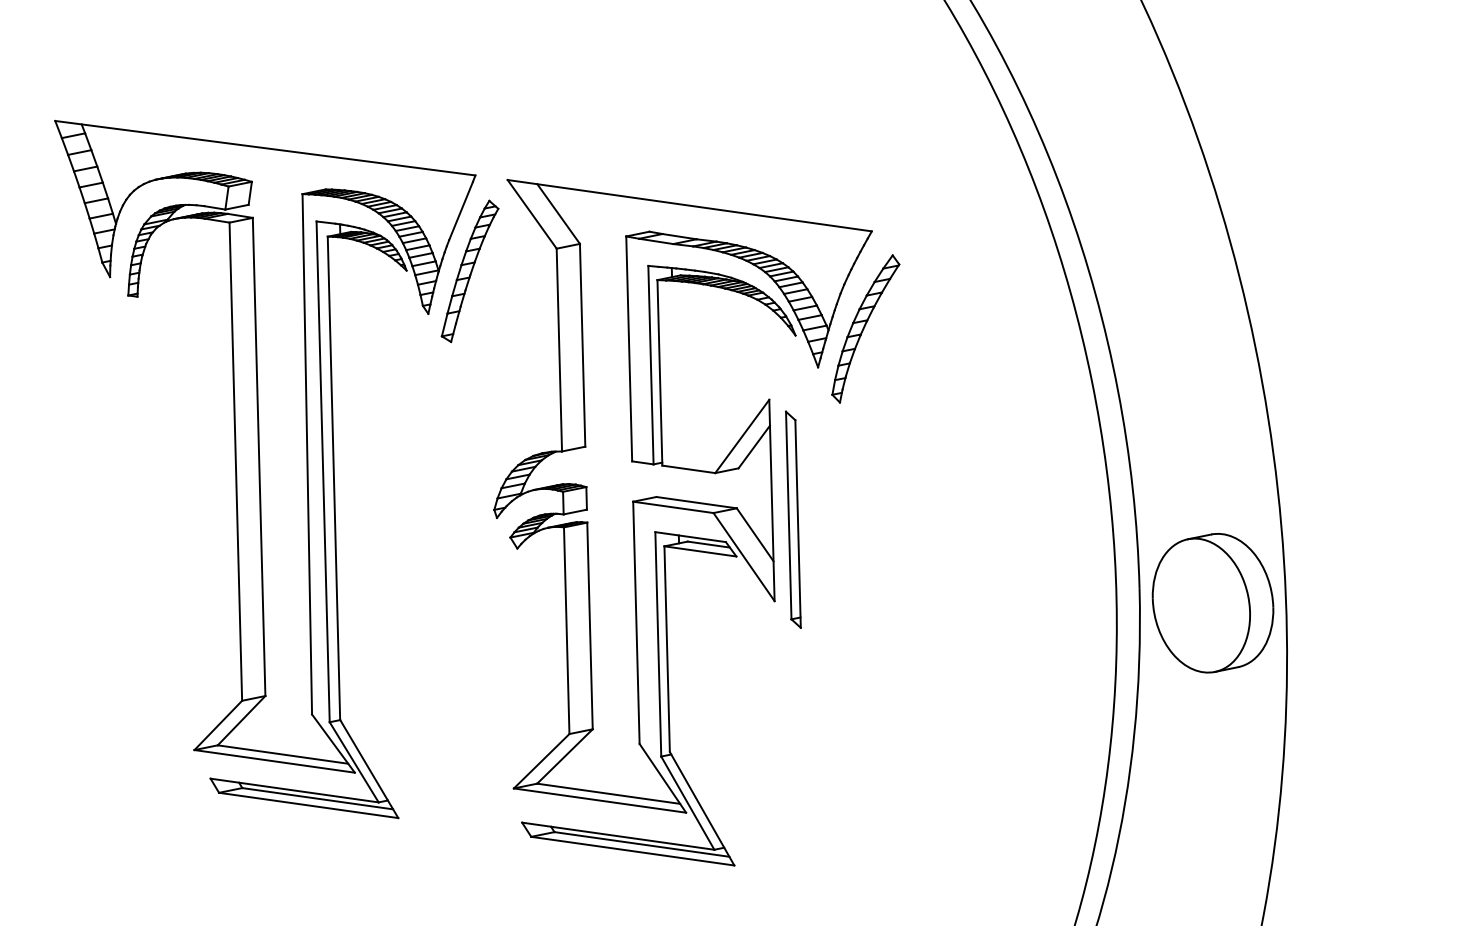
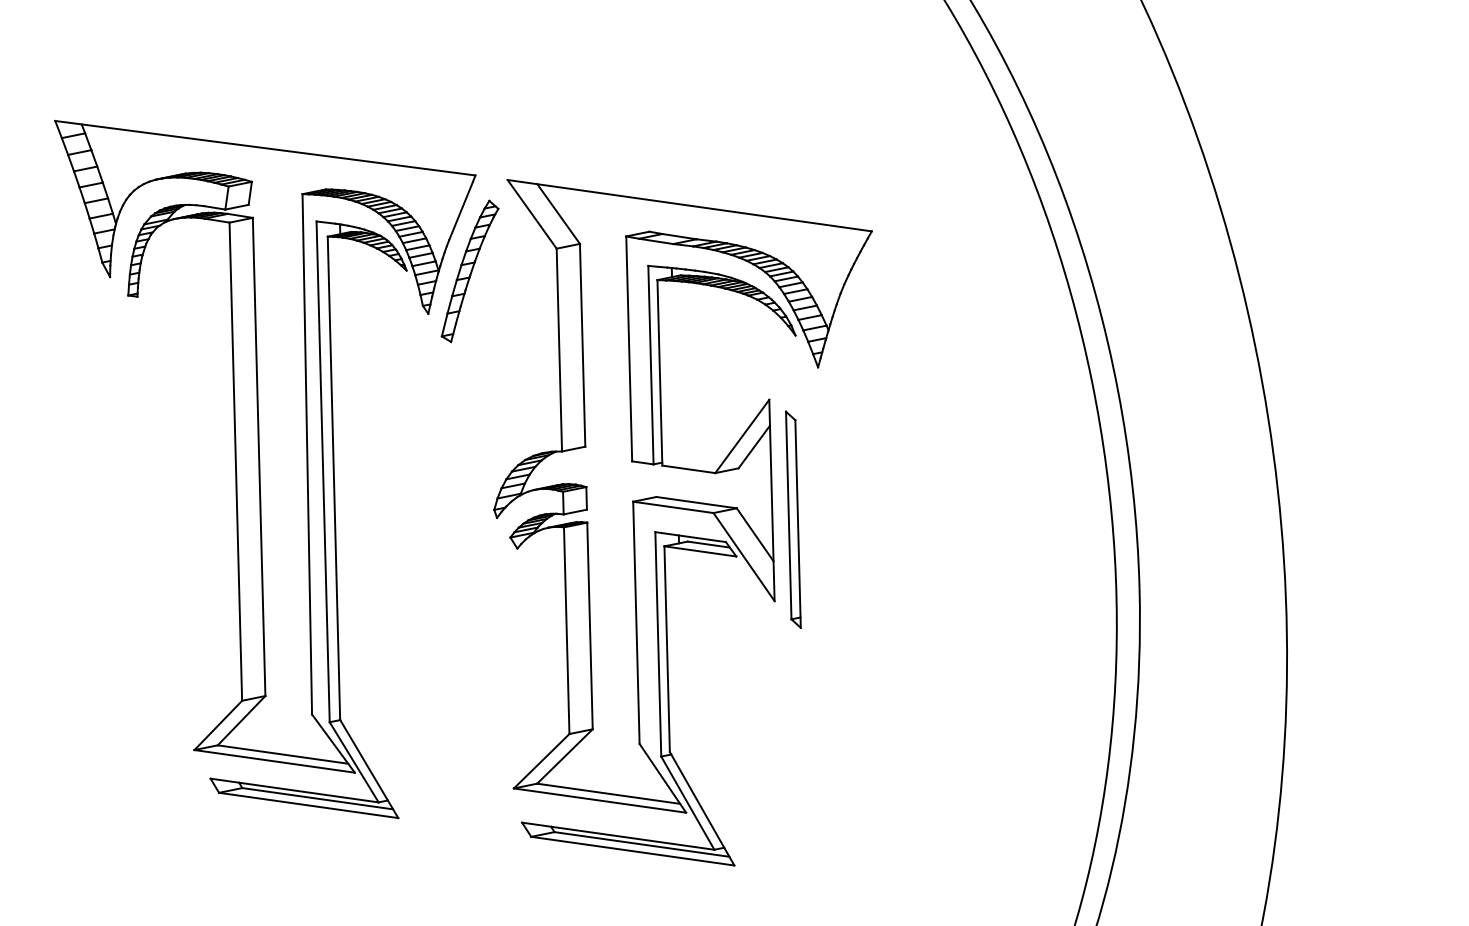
part: present -> none (865, 328)
part: present -> none (1212, 603)
